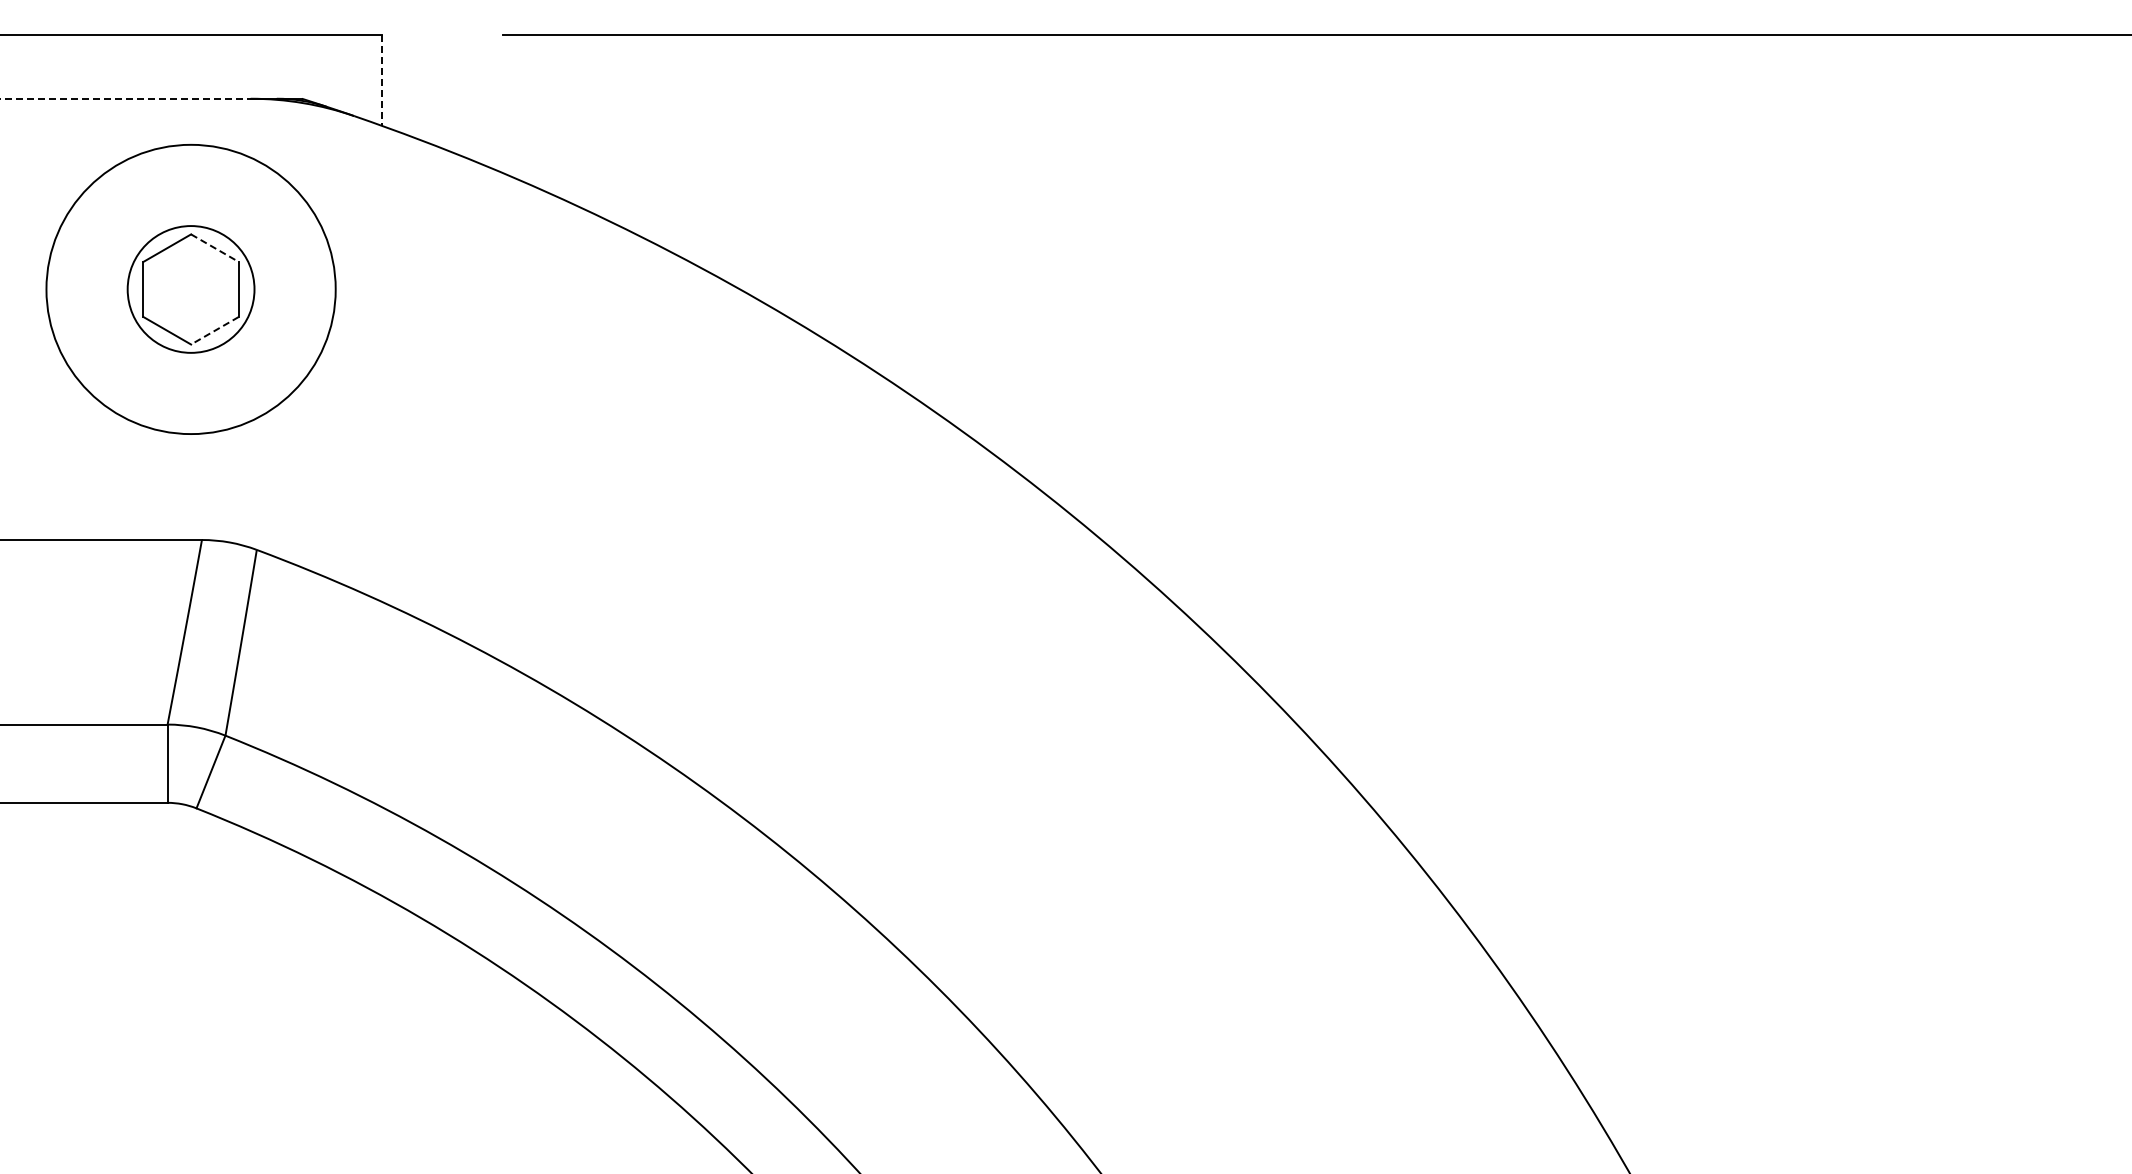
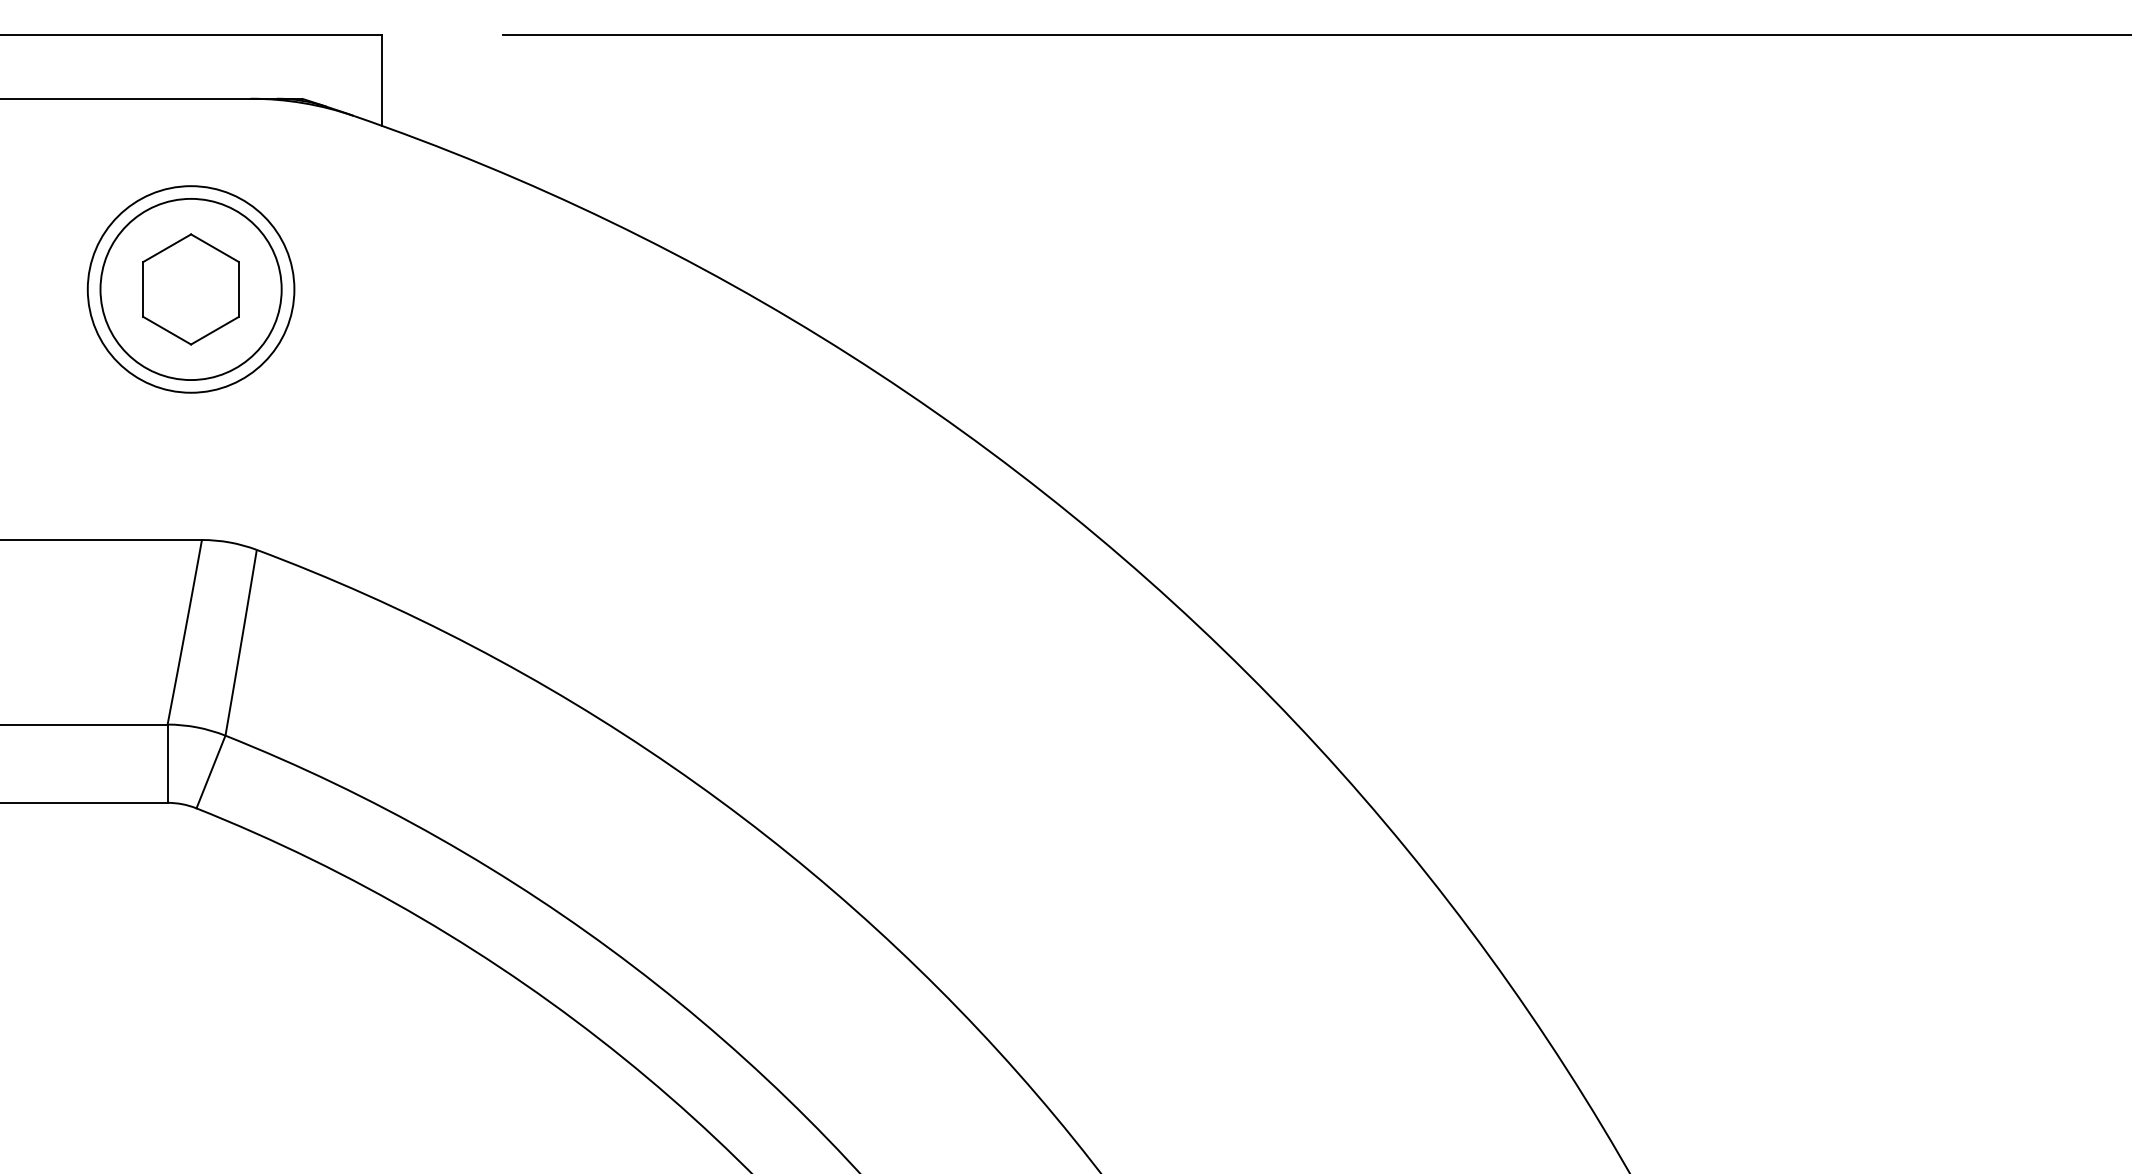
line: dashed -> solid (381, 80)
line: dashed -> solid (125, 98)
line: dashed -> solid (214, 248)
circle diameter: 127 px -> 181 px (190, 289)
circle diameter: 289 px -> 207 px (190, 289)
line: dashed -> solid (214, 330)
